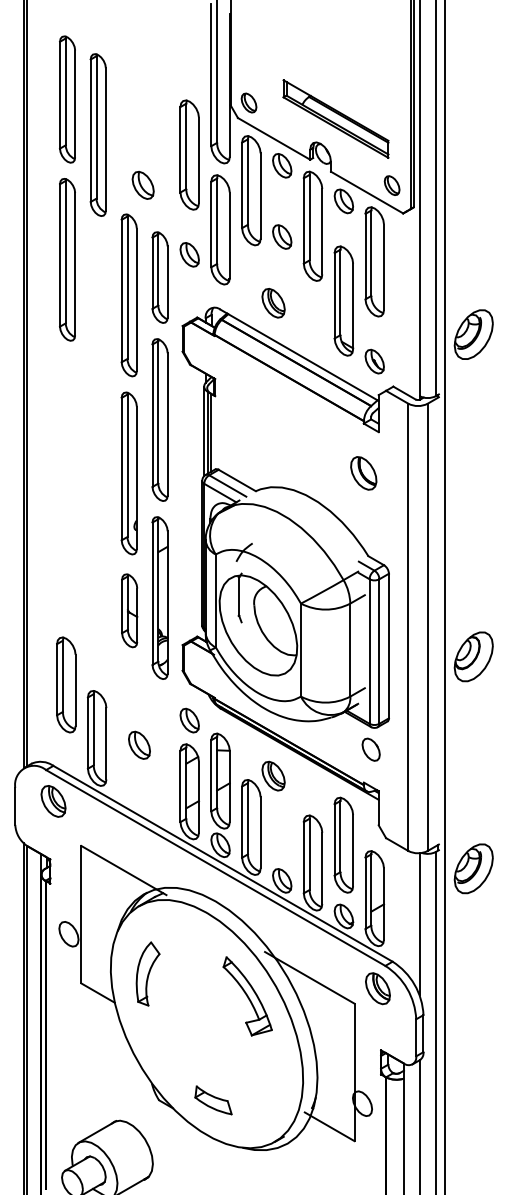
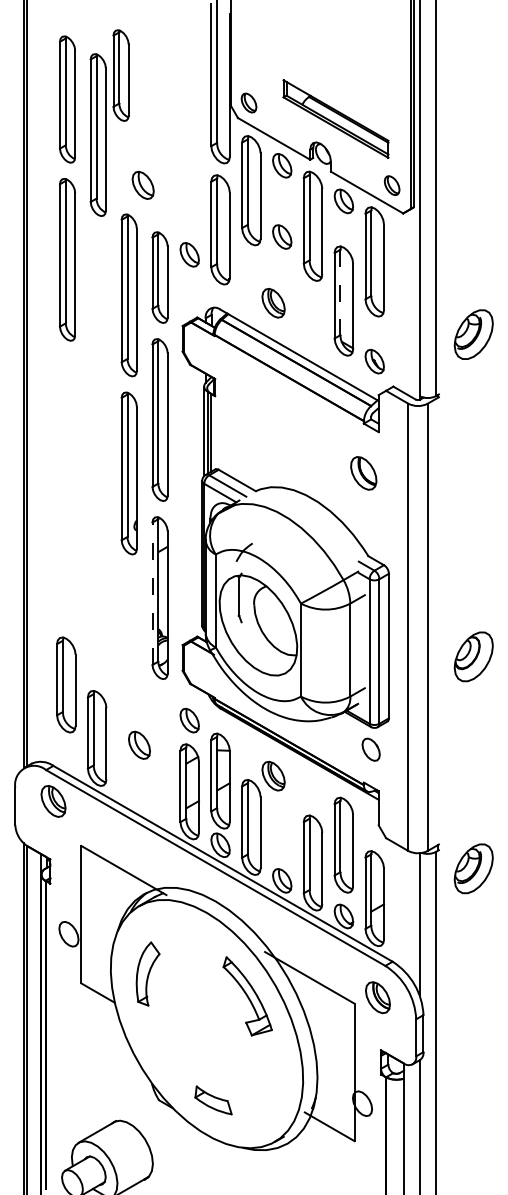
part: none -> present (120, 75)
part: present -> none (189, 154)
line: solid -> dashed (340, 292)
line: solid -> dashed (152, 593)
line: present -> none (445, 596)
part: present -> none (129, 610)
part position: (377, 988) -> (377, 997) (377, 997)
